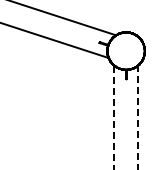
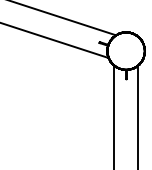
line: dashed -> solid (114, 117)
line: dashed -> solid (138, 117)
